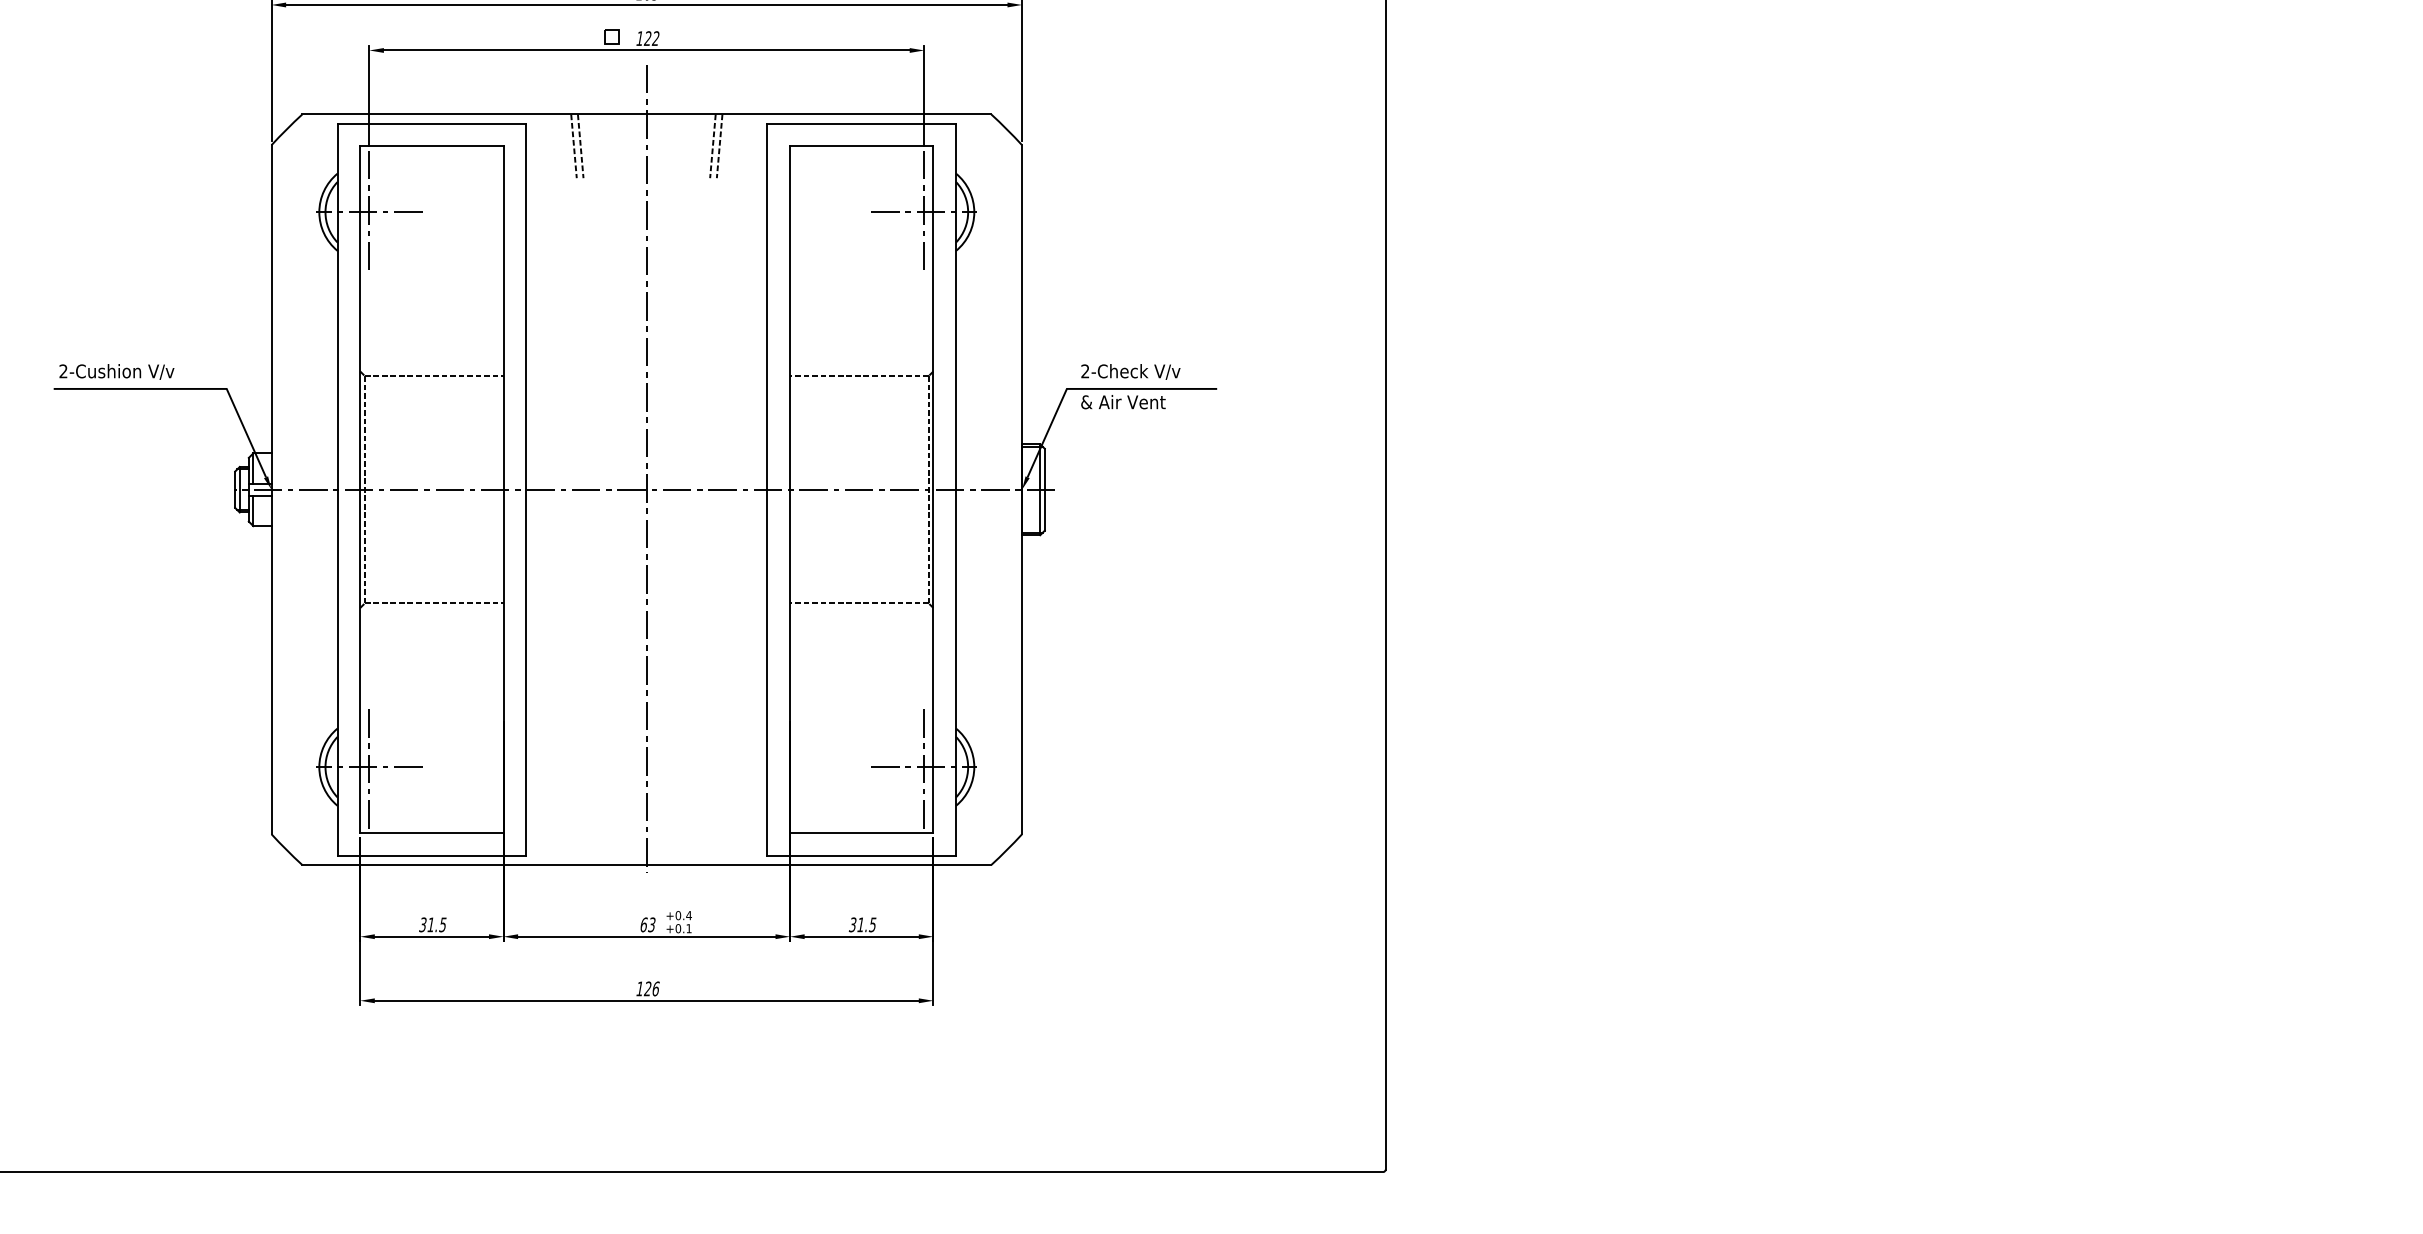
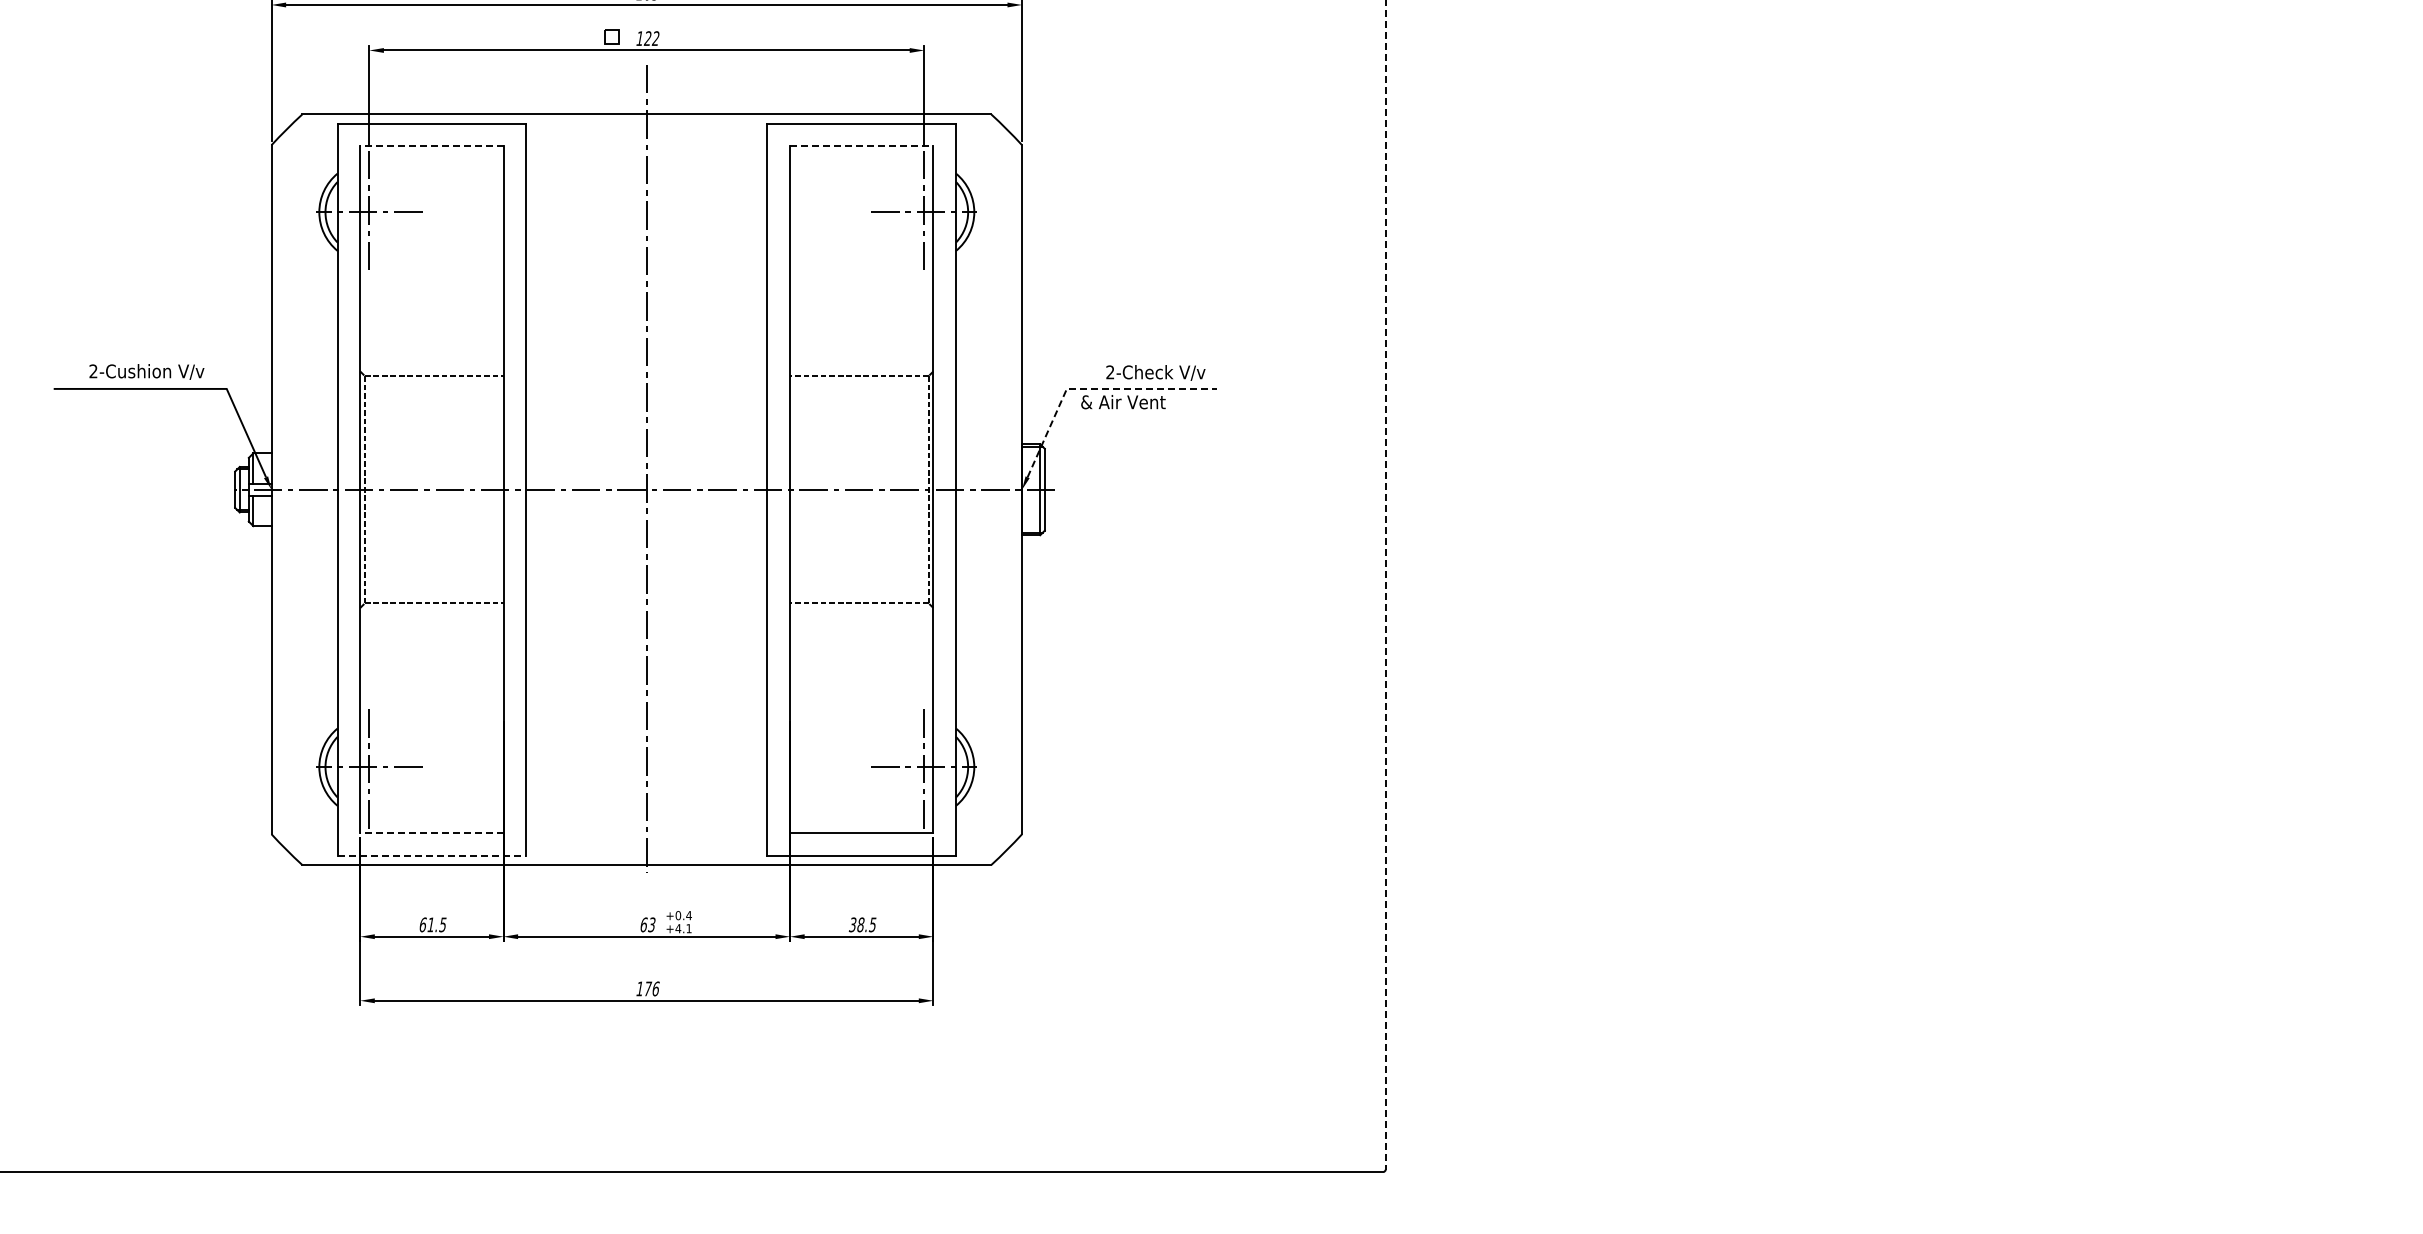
line: solid -> dashed (431, 146)
line: present -> none (573, 146)
line: present -> none (580, 146)
line: present -> none (712, 146)
line: present -> none (719, 146)
line: solid -> dashed (861, 146)
text position: (116, 371) -> (146, 371) (146, 371)
text position: (1130, 371) -> (1155, 372) (1155, 372)
line: solid -> dashed (1092, 388)
line: solid -> dashed (1385, 585)
line: solid -> dashed (431, 833)
line: solid -> dashed (432, 855)
text: 31.5 -> 61.5 (422, 924)
text: 31.5 -> 38.5 (860, 924)
text: +0.1 -> +4.1 (678, 928)
text: 126 -> 176 (647, 988)
